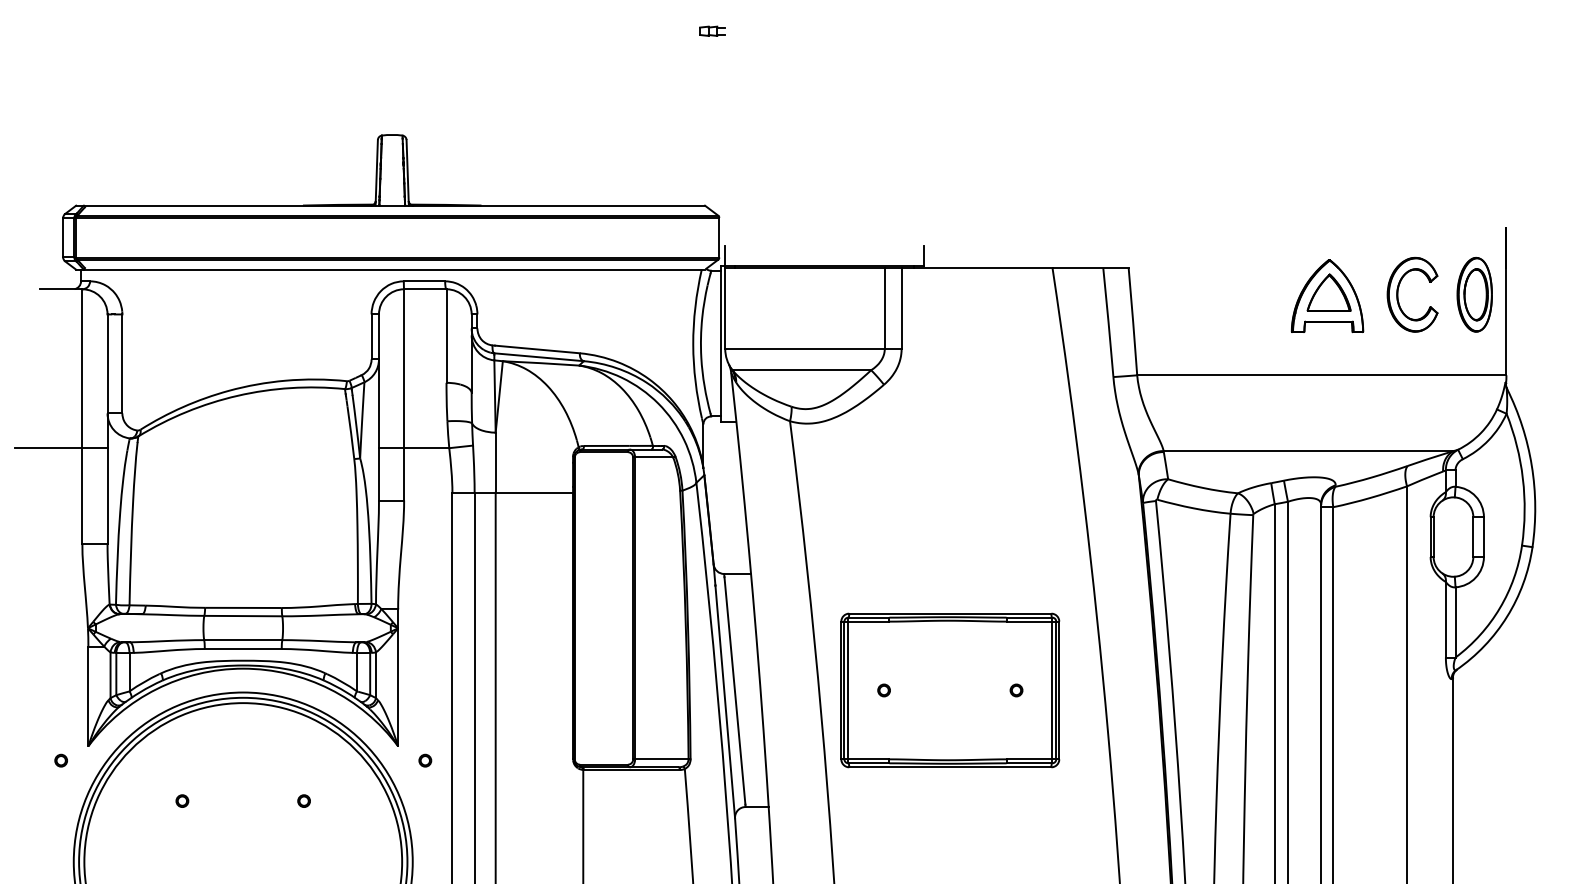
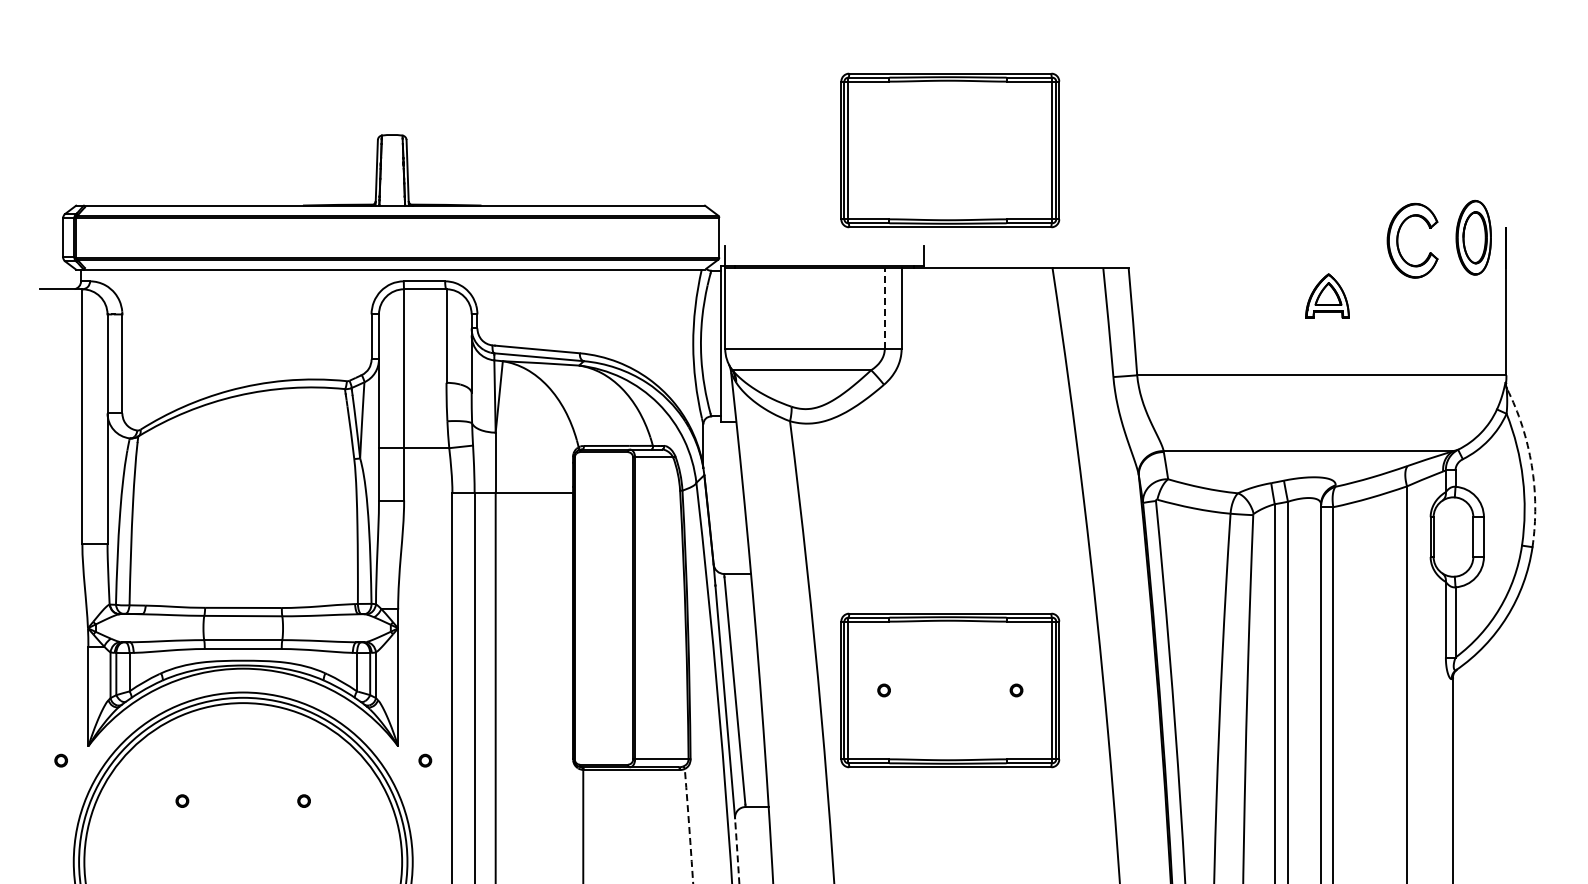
part: present -> none (712, 30)
part: none -> present (950, 150)
part position: (1398, 294) -> (1398, 240) (1398, 240)
part position: (1474, 294) -> (1473, 237) (1473, 237)
part size: 75x74 px -> 45x46 px (1327, 295)
line: solid -> dashed (884, 308)
line: present -> none (60, 448)
arc: solid -> dashed (1531, 465)
arc: solid -> dashed (689, 826)
arc: solid -> dashed (737, 850)
